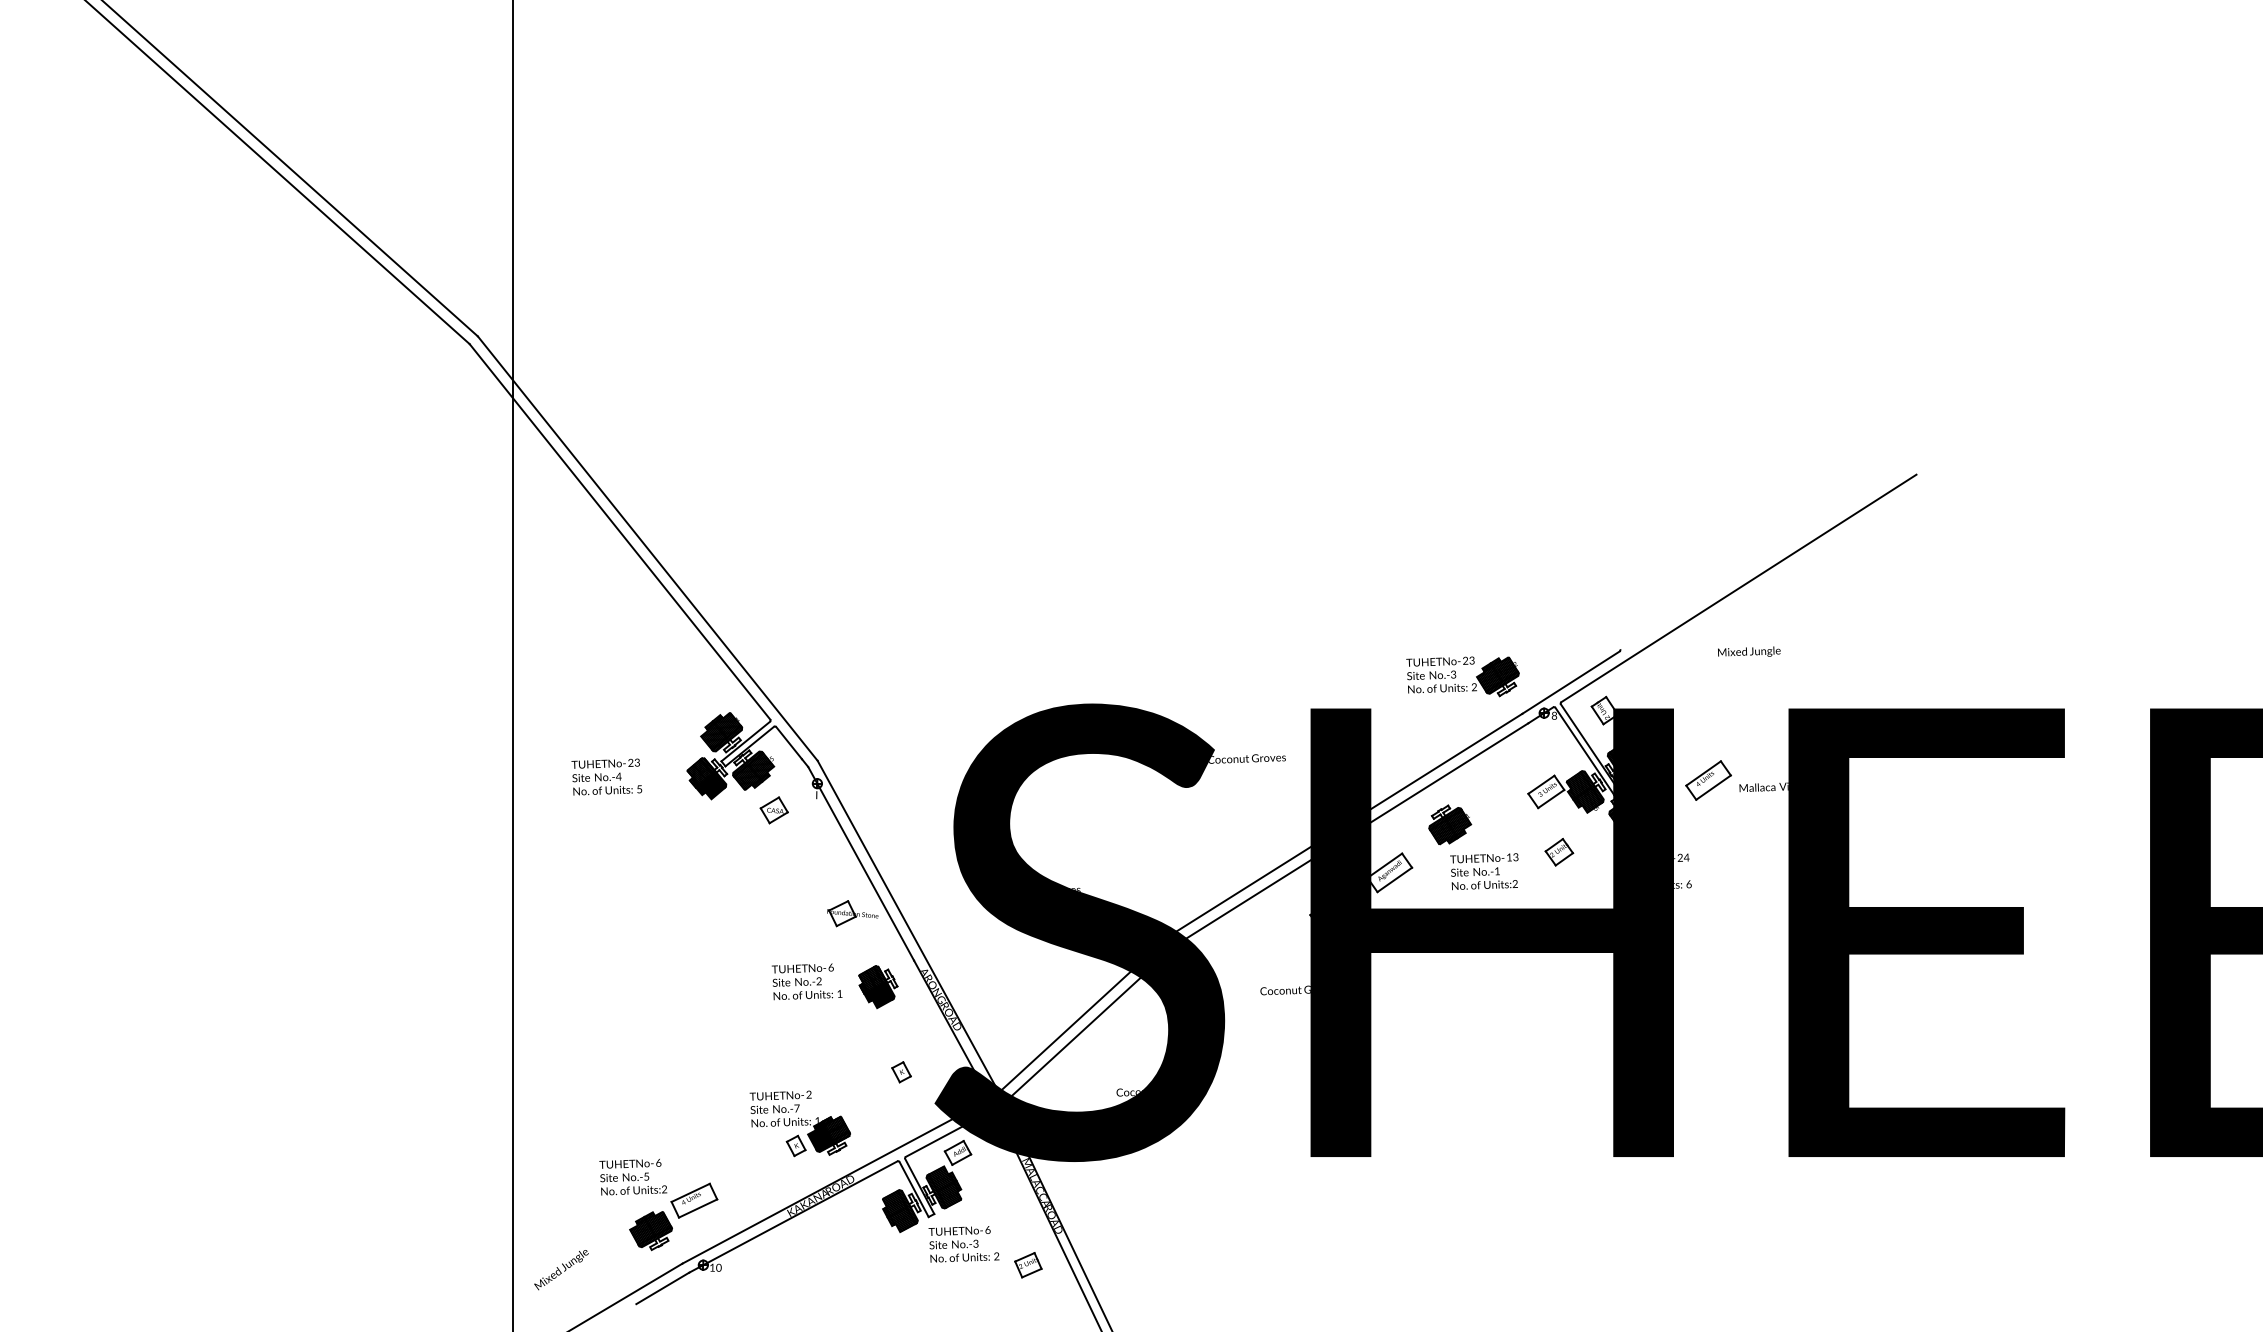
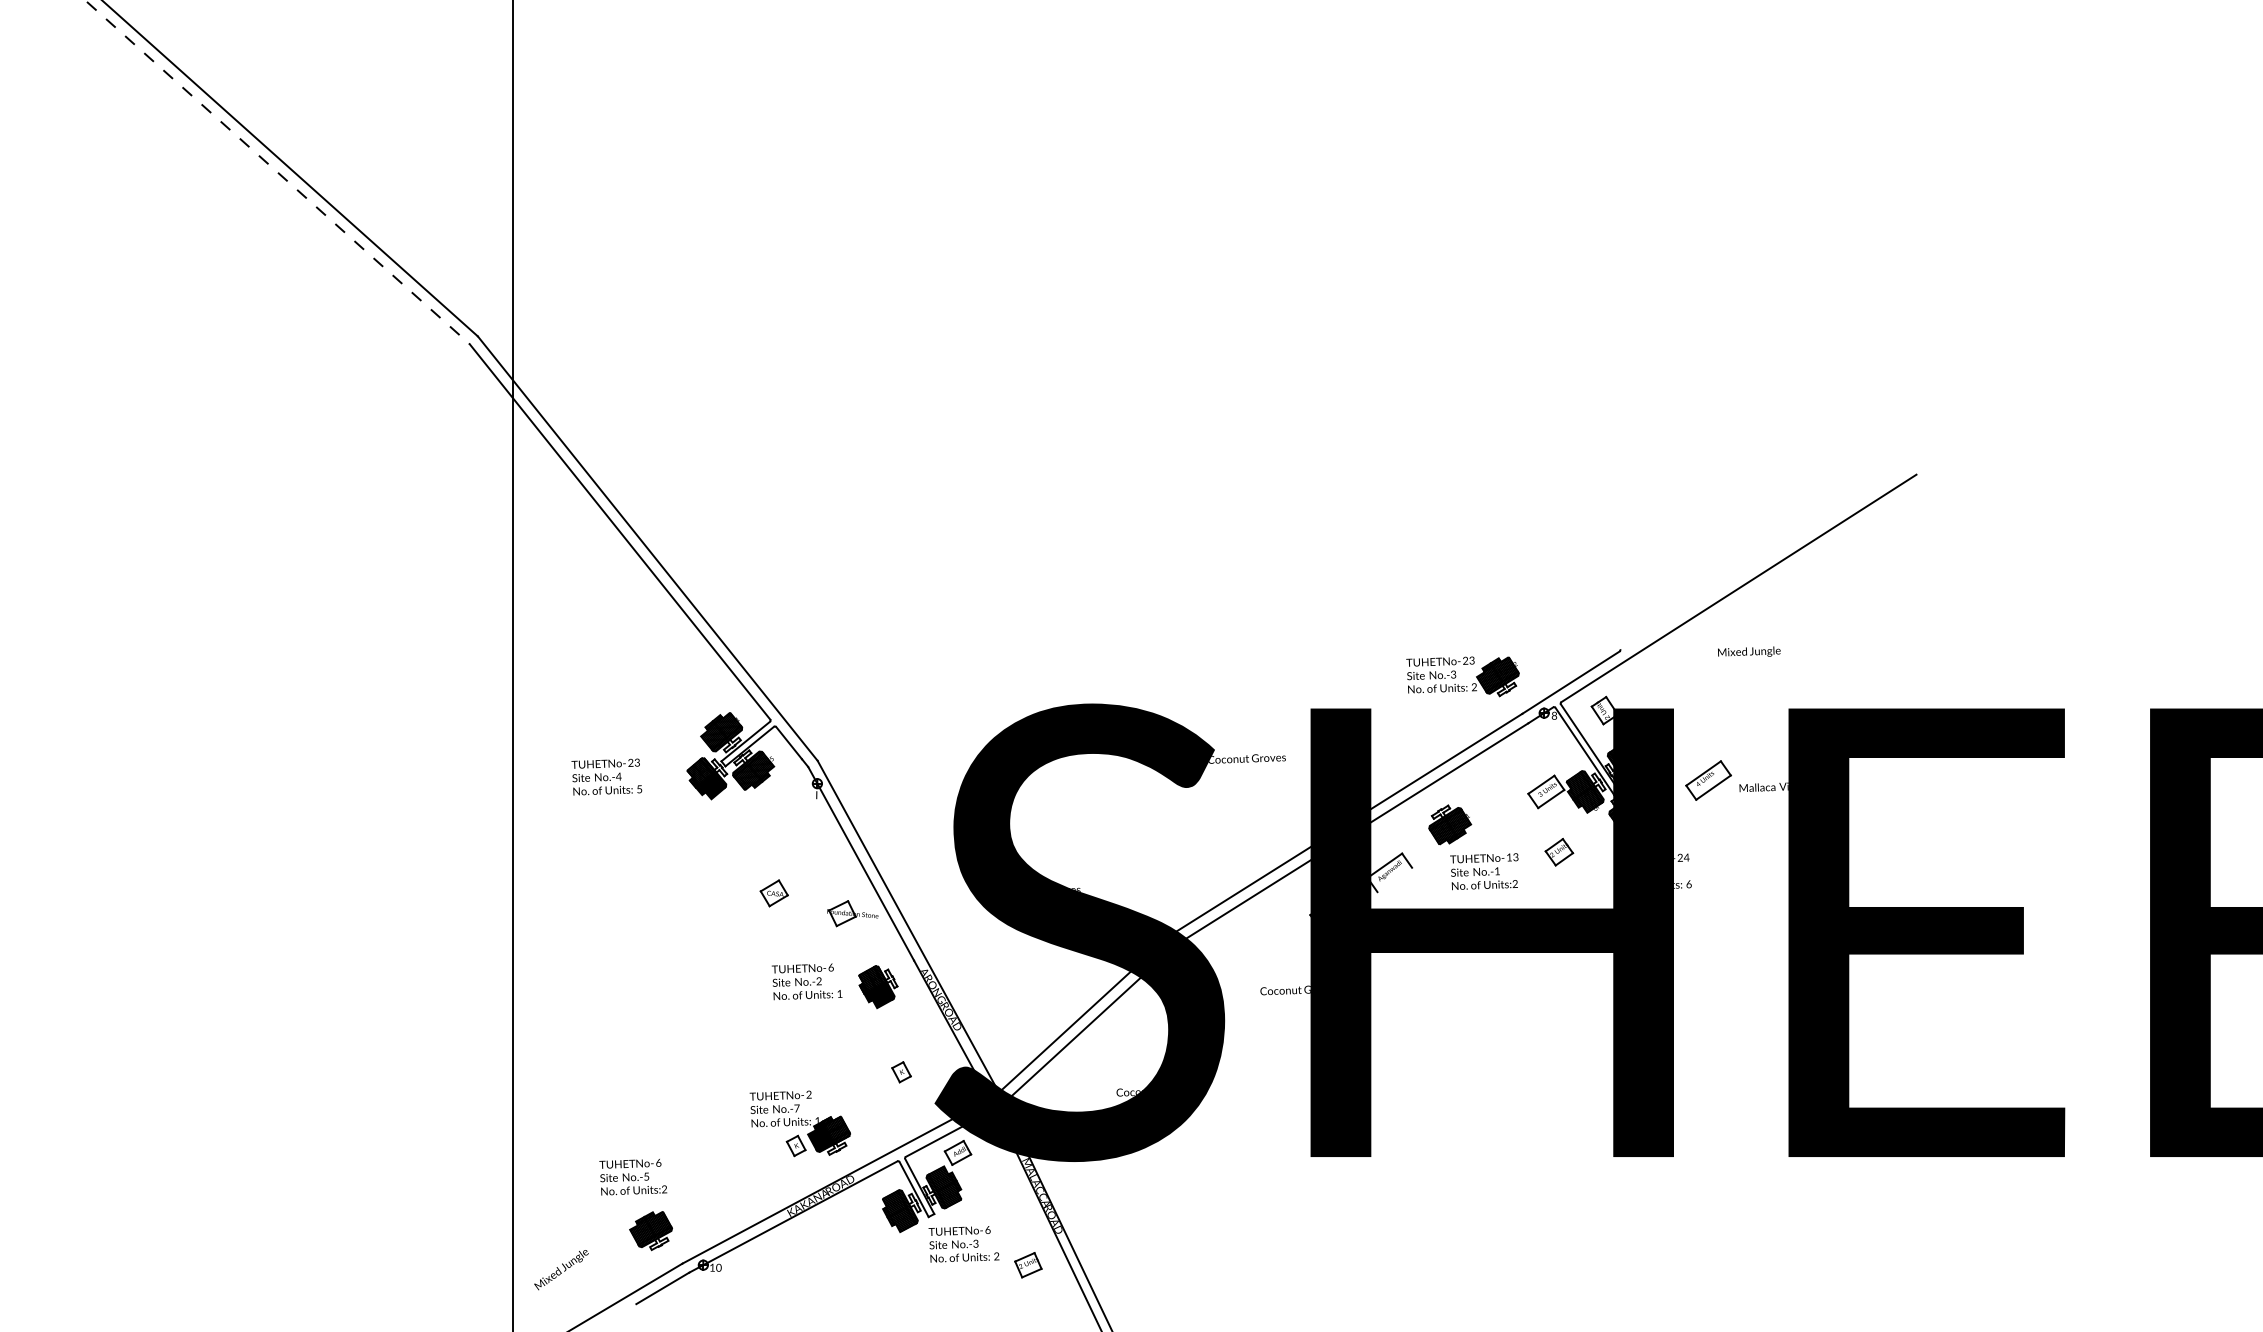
line: solid -> dashed (277, 172)
part position: (773, 810) -> (773, 893) (773, 893)
line: present -> none (1394, 879)
part: present -> none (694, 1200)
